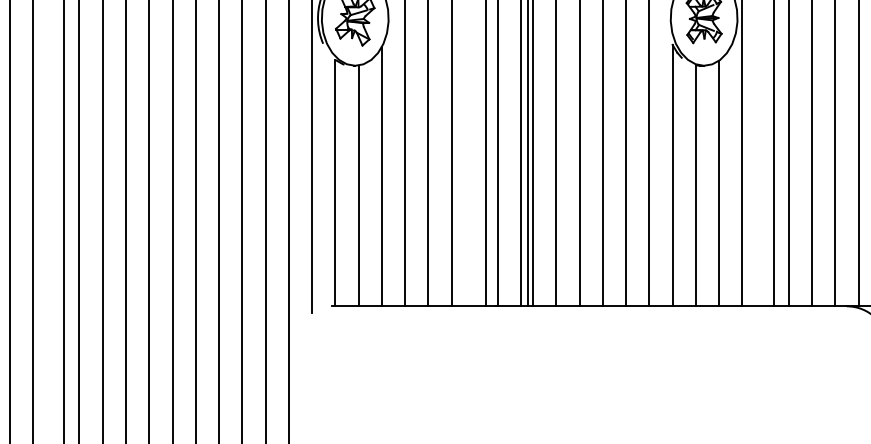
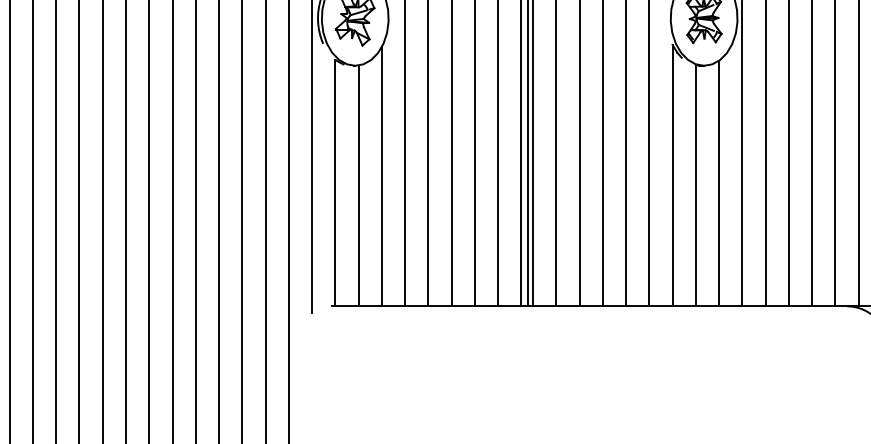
line position: (485, 154) -> (474, 154) (474, 154)
line position: (773, 154) -> (765, 154) (765, 154)
line position: (64, 221) -> (56, 221) (56, 221)
